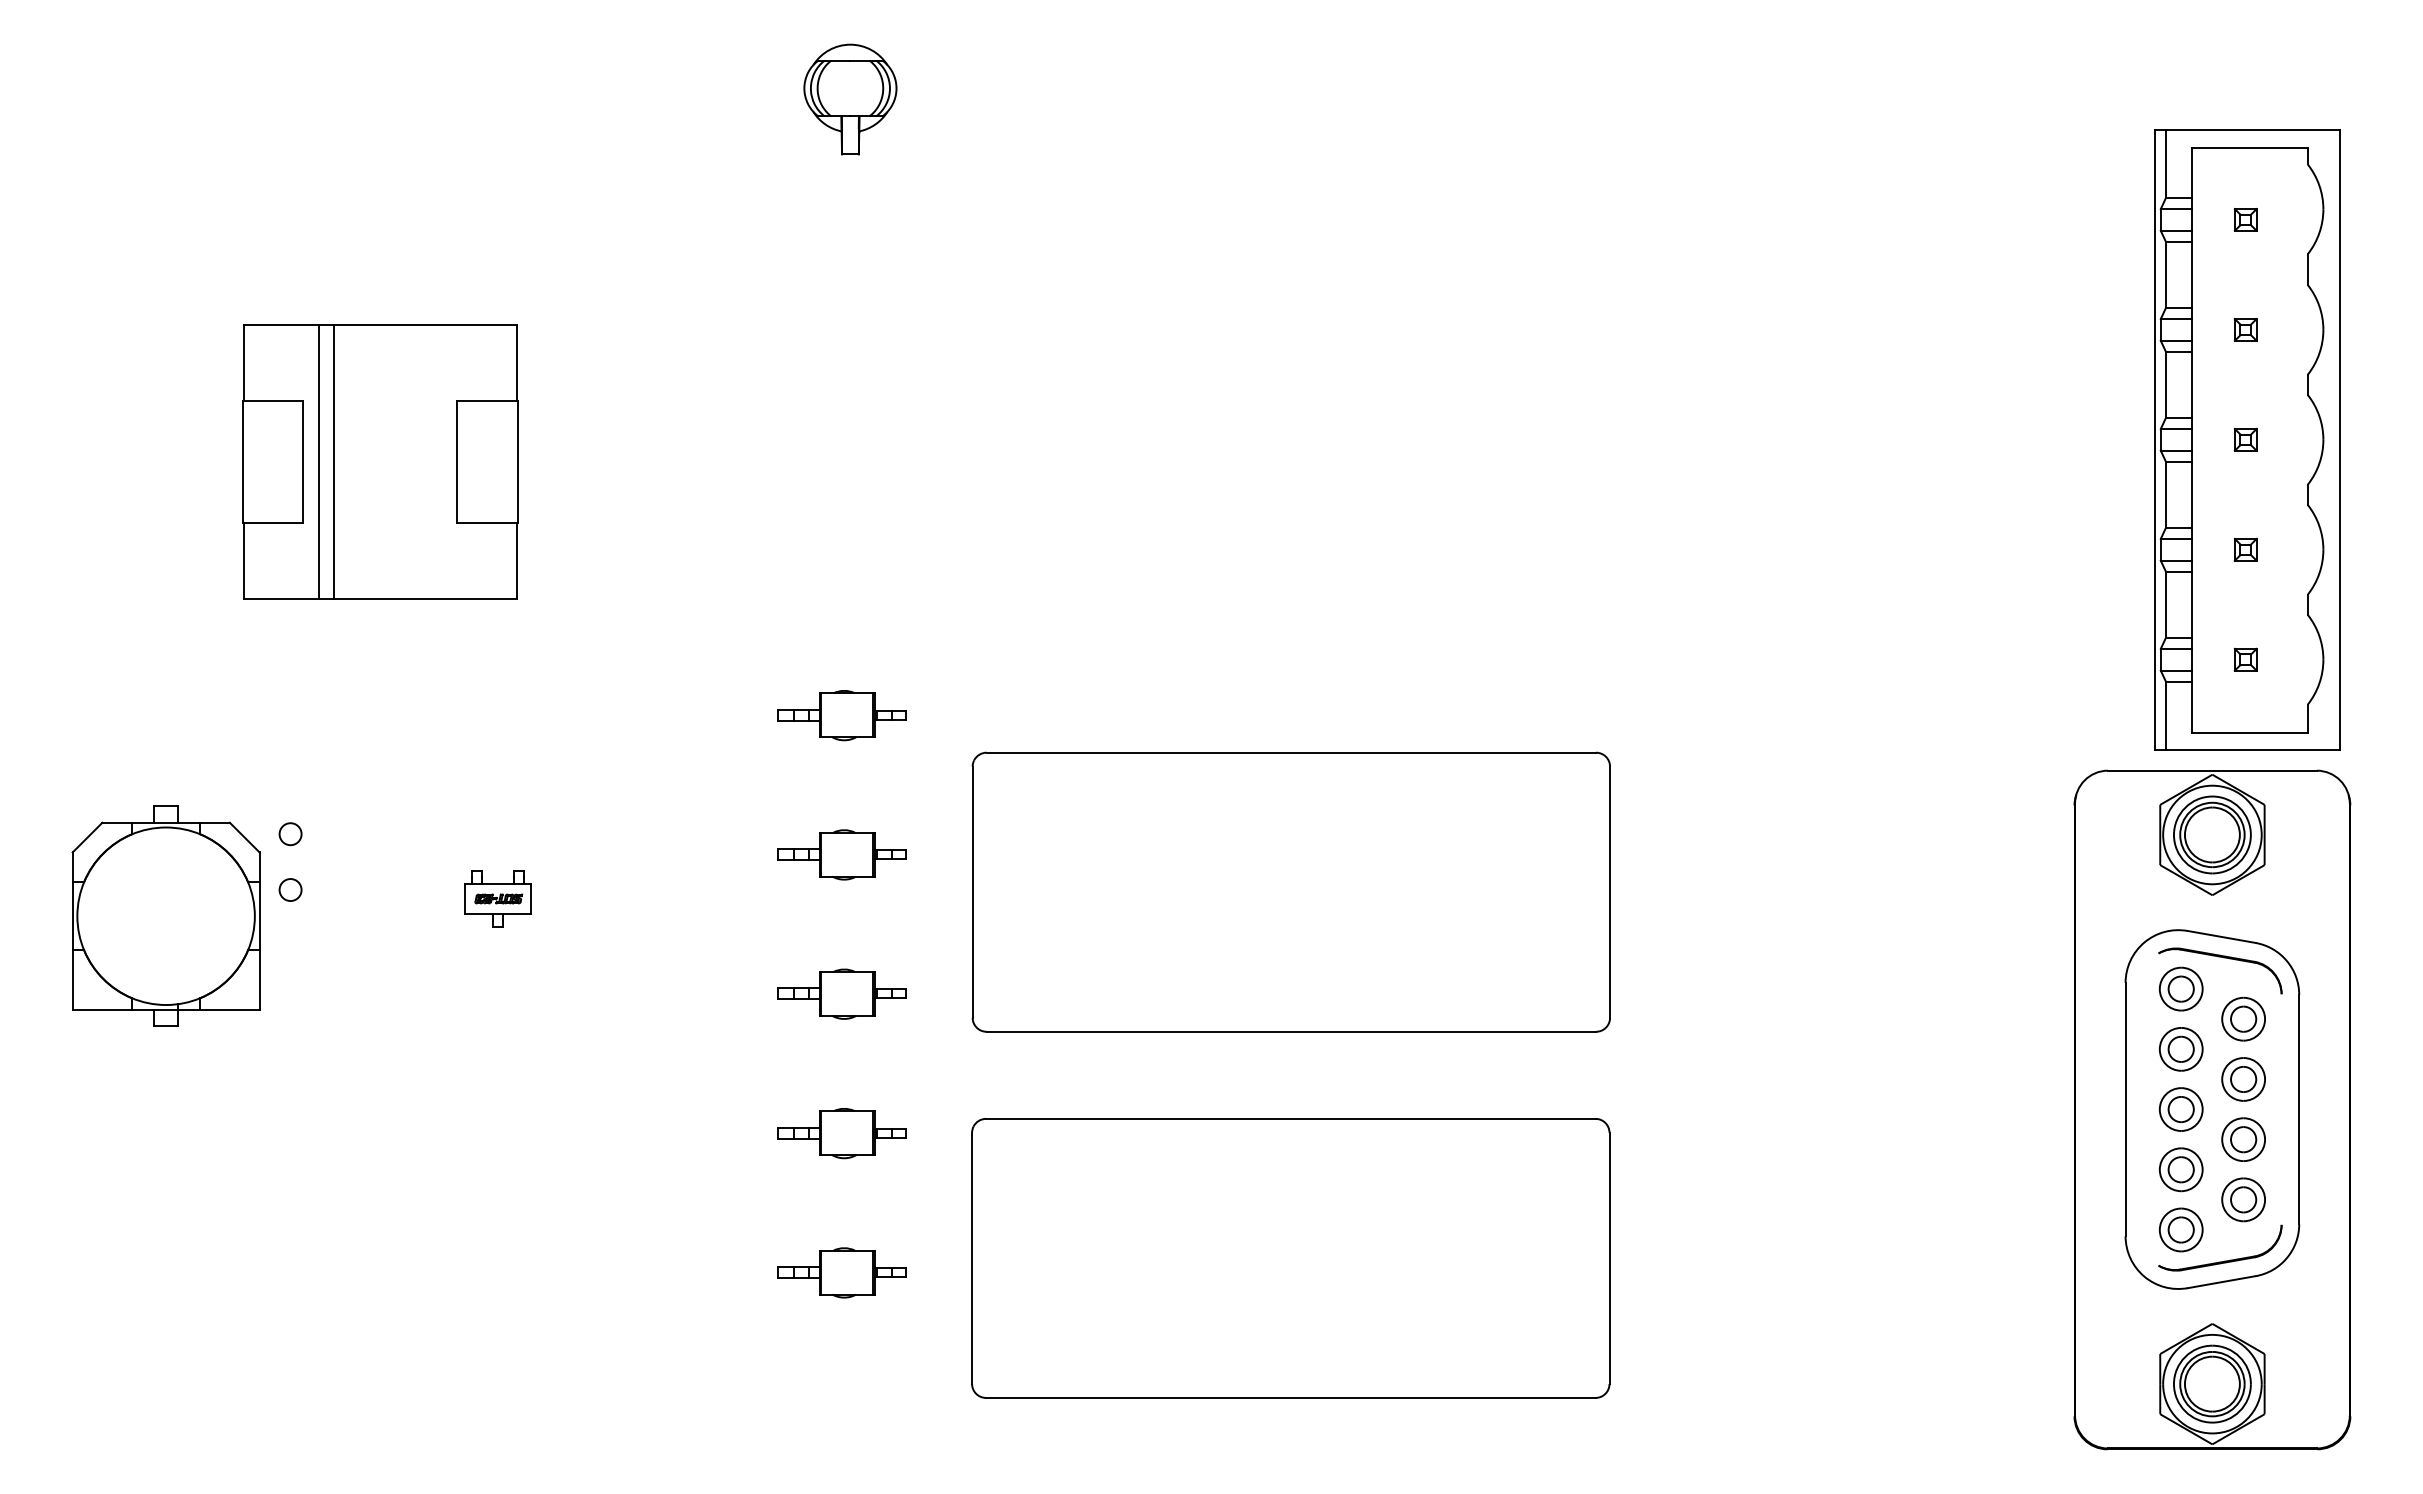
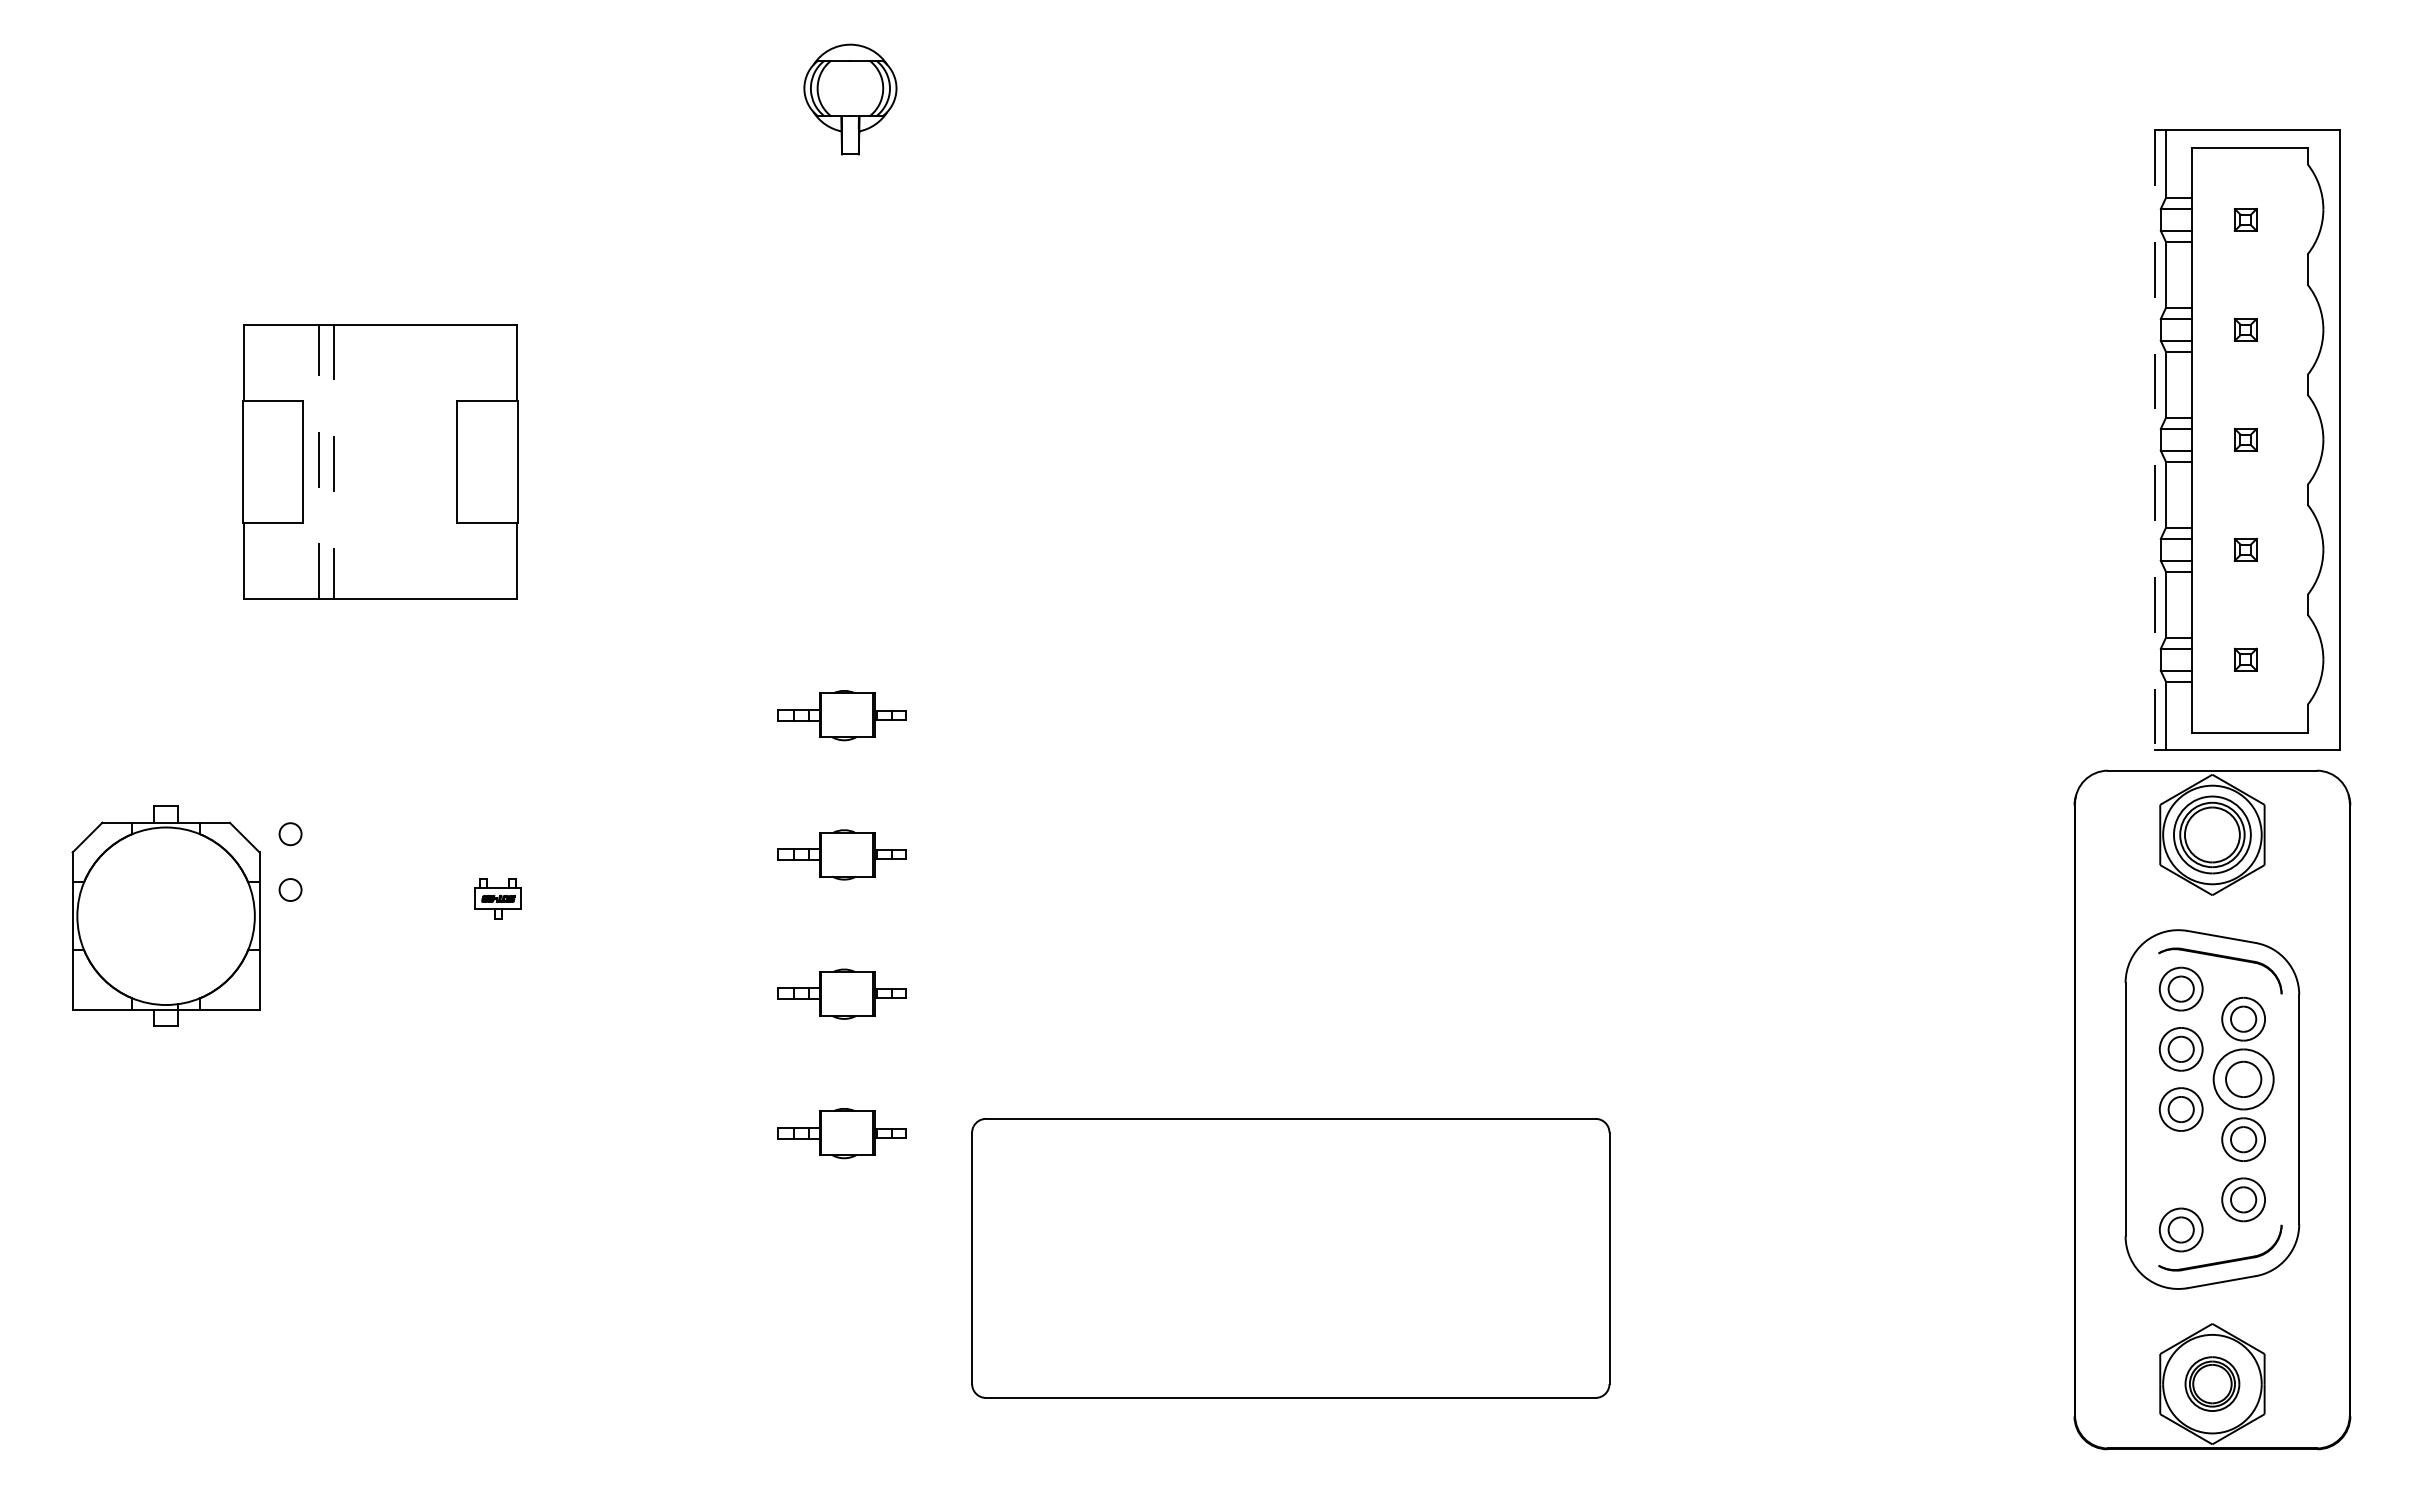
line: solid -> dashed (2154, 440)
line: solid -> dashed (318, 461)
line: solid -> dashed (334, 462)
part: present -> none (1290, 891)
part size: 68x58 px -> 48x42 px (497, 898)
part size: 45x45 px -> 63x63 px (2243, 1079)
part: present -> none (2180, 1169)
part: present -> none (841, 1272)
part size: 79x80 px -> 57x56 px (2212, 1383)
